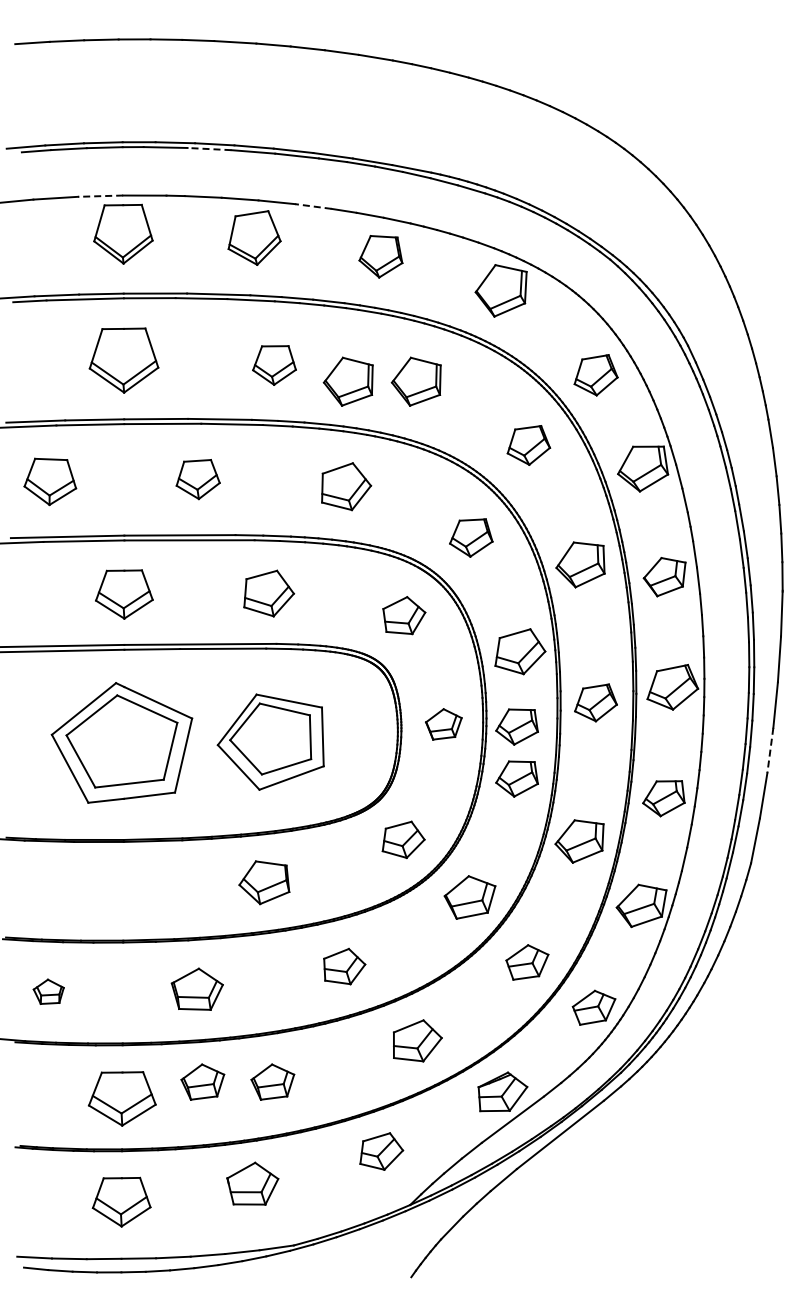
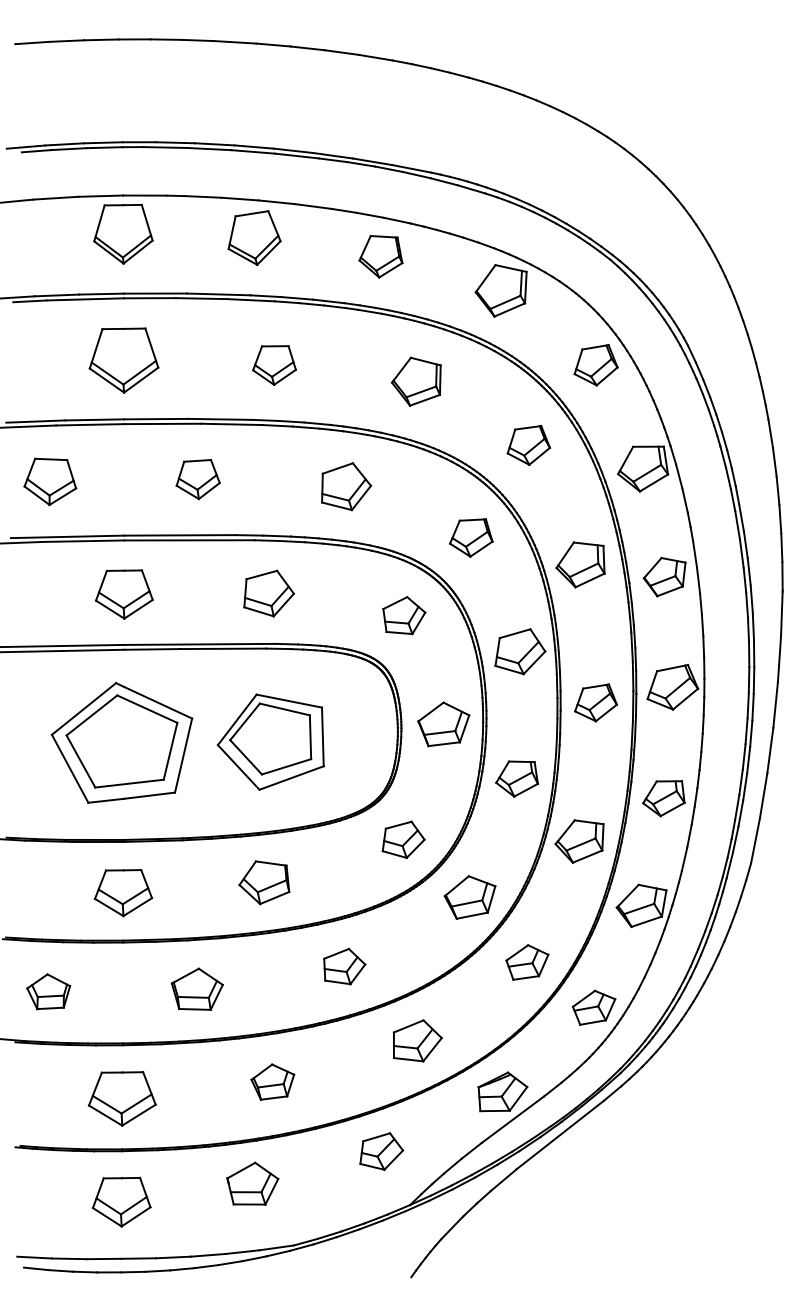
line: dashed -> solid (209, 149)
line: dashed -> solid (100, 196)
line: dashed -> solid (312, 206)
part position: (595, 375) -> (595, 365) (595, 365)
part: present -> none (347, 381)
part size: 38x33 px -> 54x47 px (443, 724)
part: present -> none (516, 726)
line: dashed -> solid (770, 750)
part: none -> present (123, 893)
part size: 33x27 px -> 46x38 px (48, 991)
part: present -> none (202, 1081)
